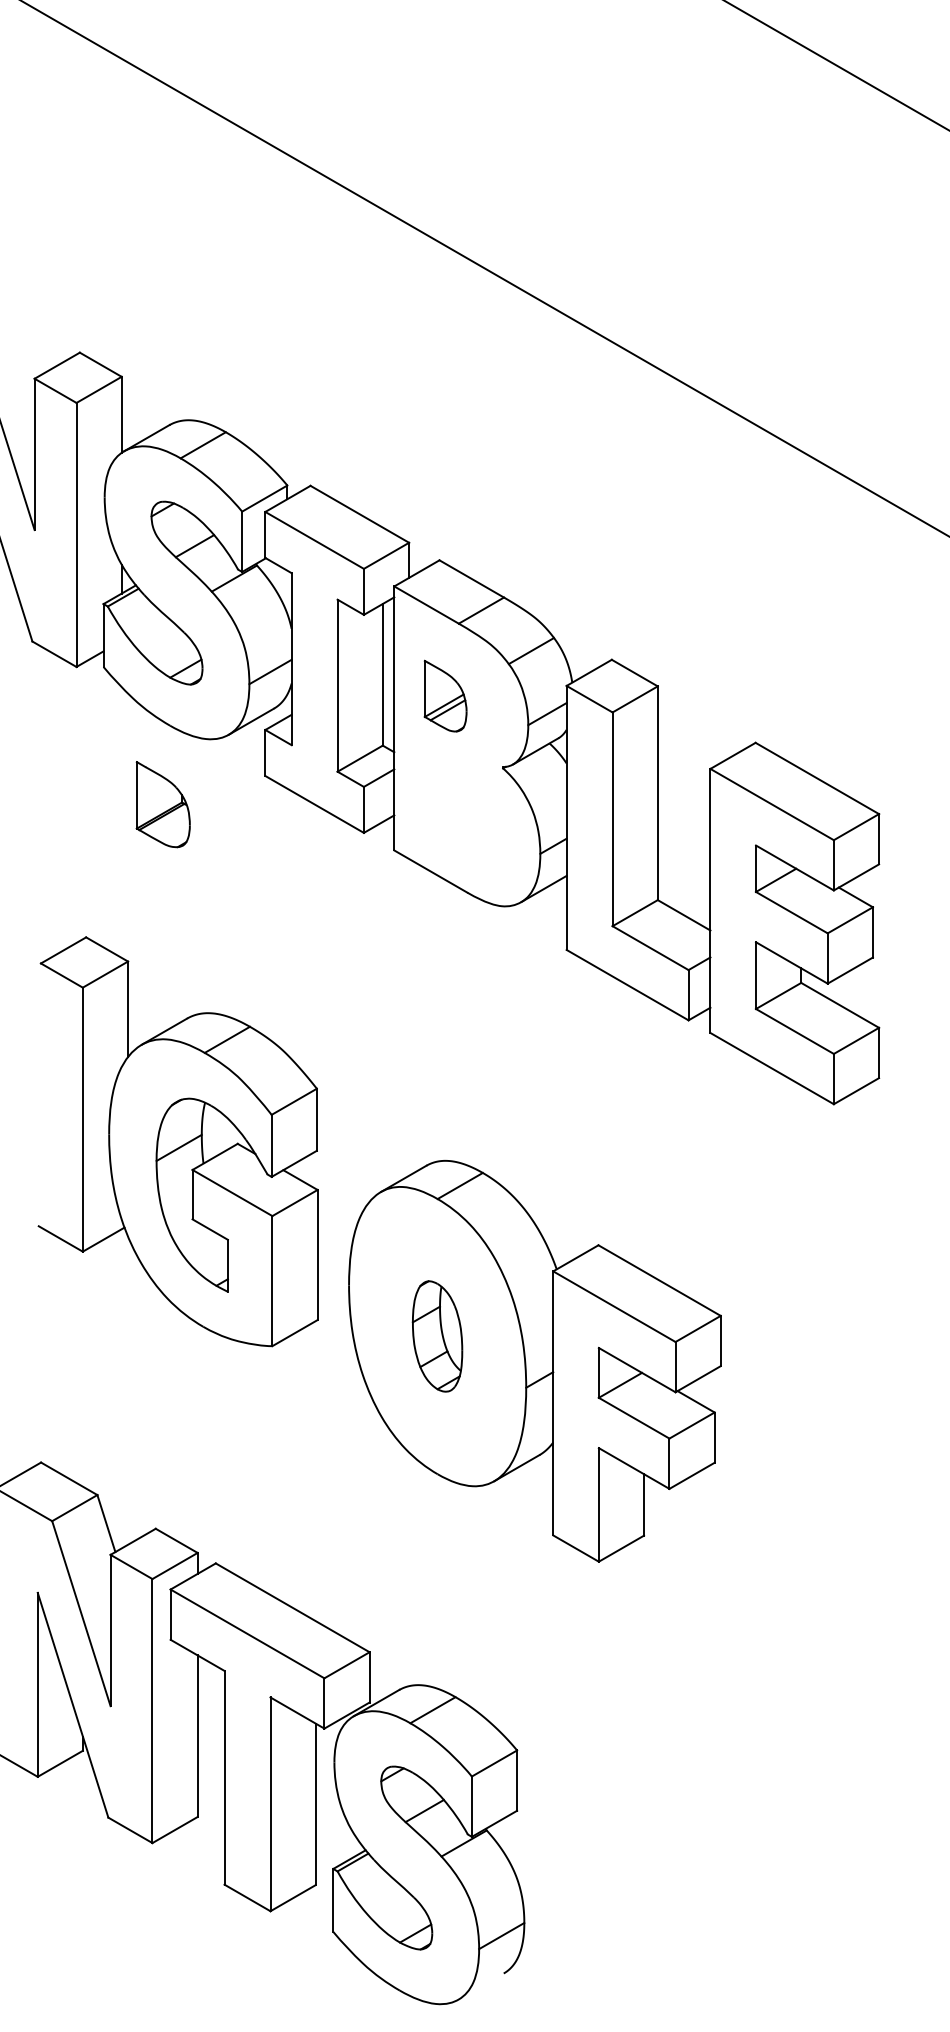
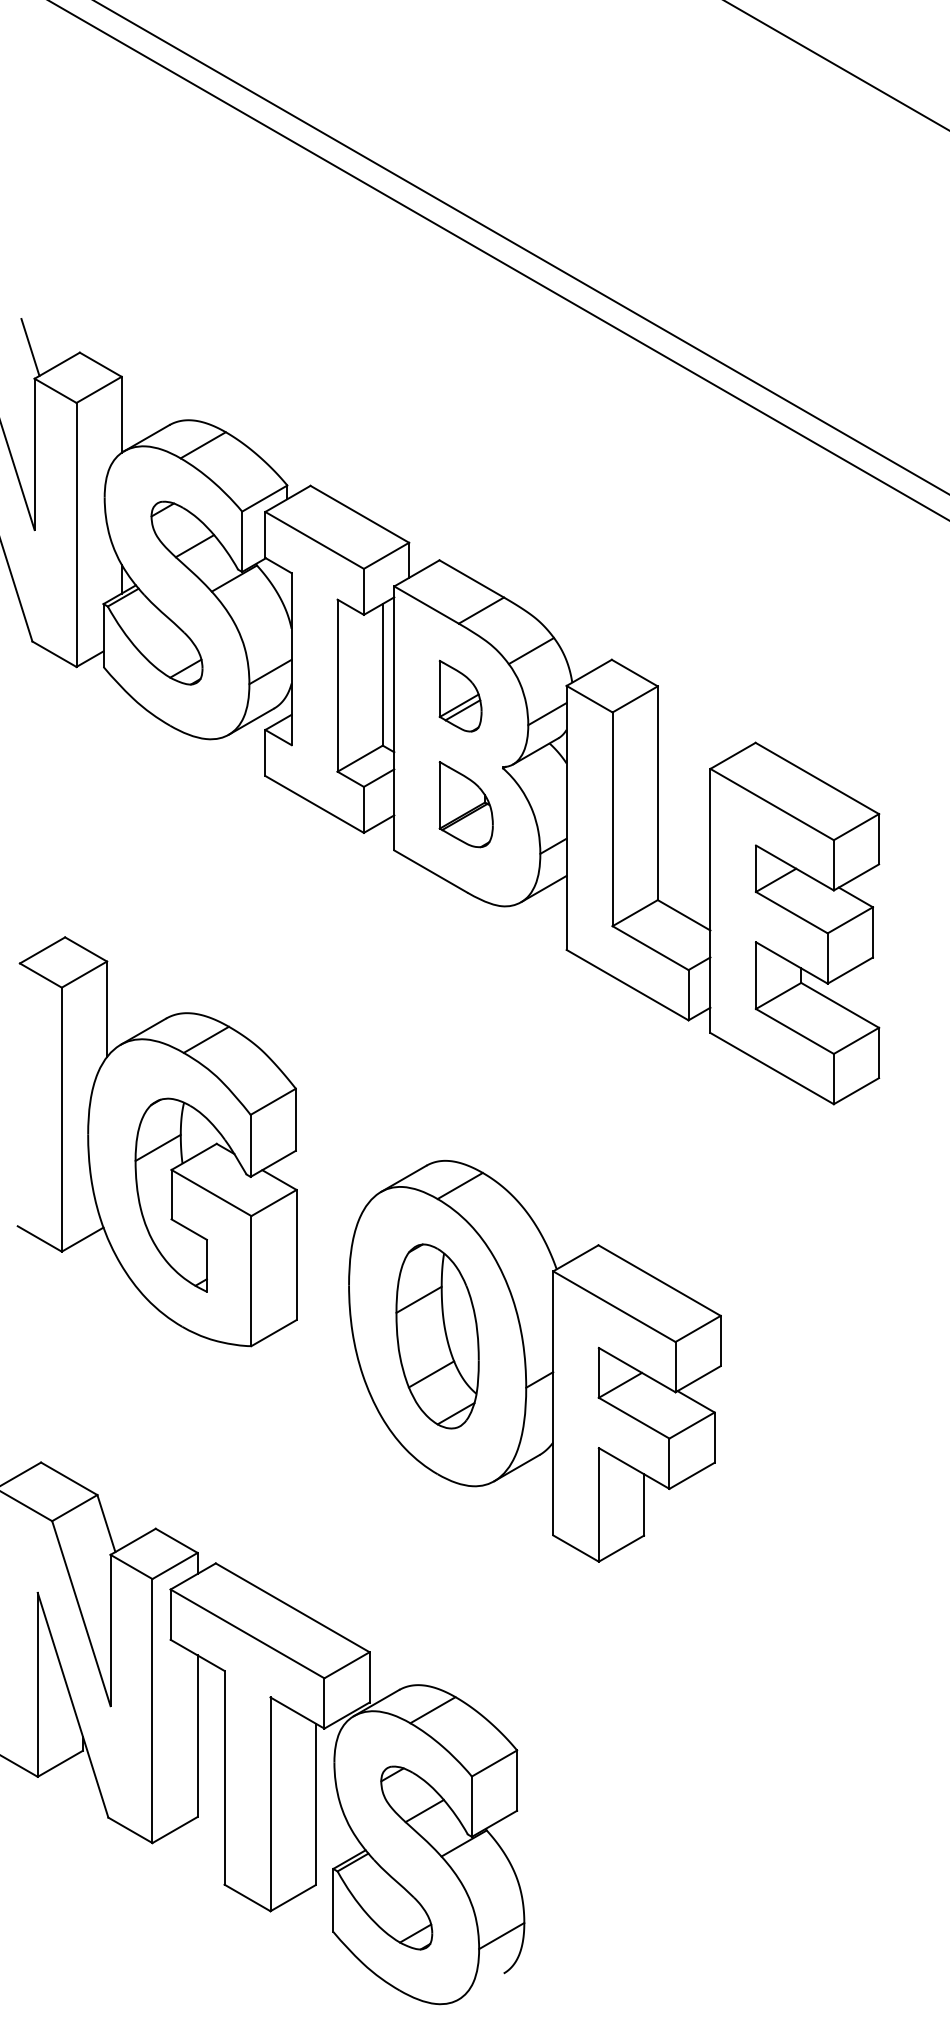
line: none -> present (521, 247)
line position: (485, 268) -> (498, 260) (498, 260)
line: none -> present (30, 346)
part position: (445, 695) -> (460, 695) (460, 695)
part position: (162, 804) -> (465, 804) (465, 804)
part position: (177, 1141) -> (156, 1141) (156, 1141)
part size: 53x113 px -> 85x187 px (437, 1336)
